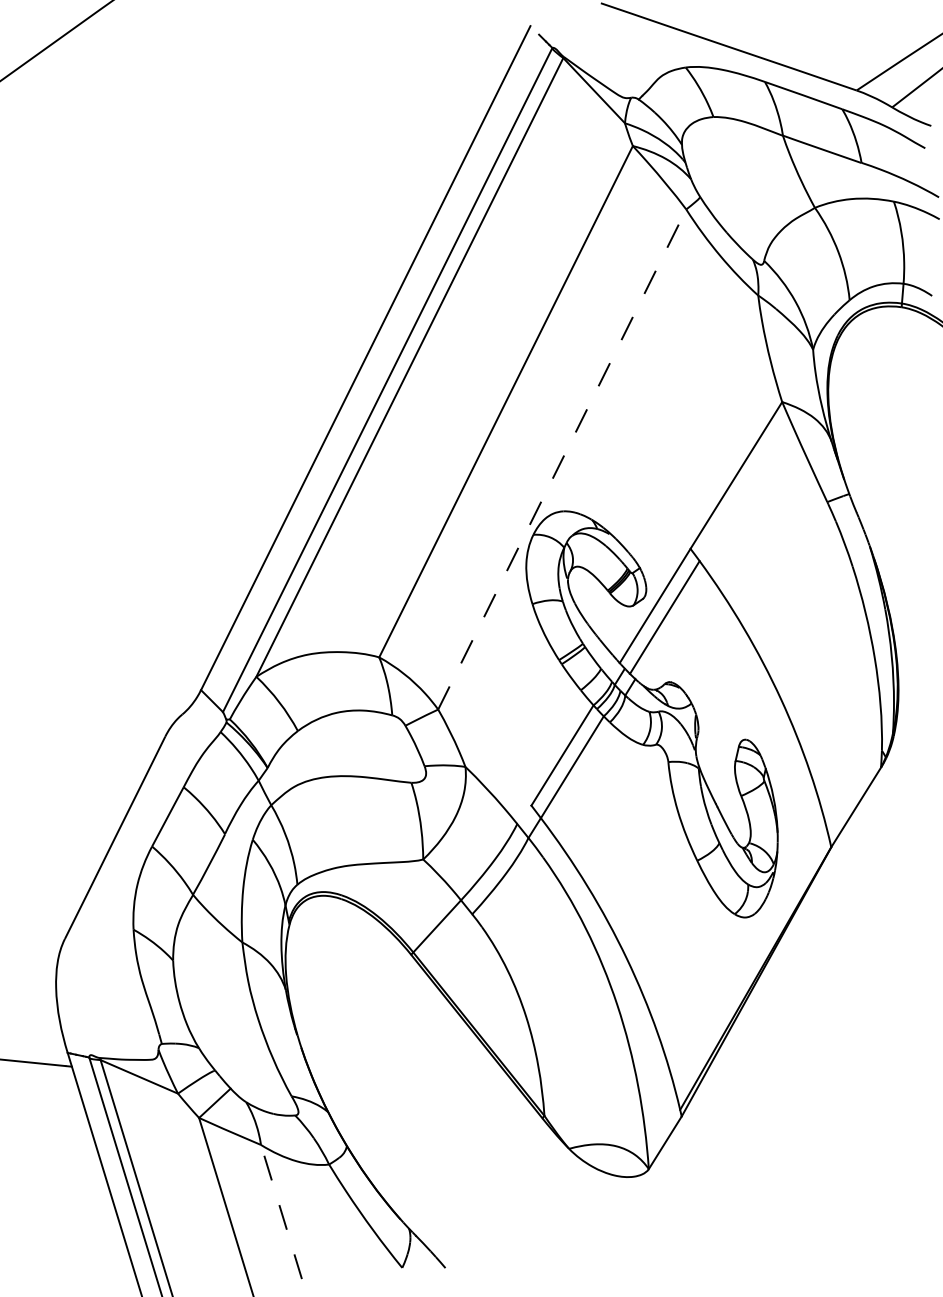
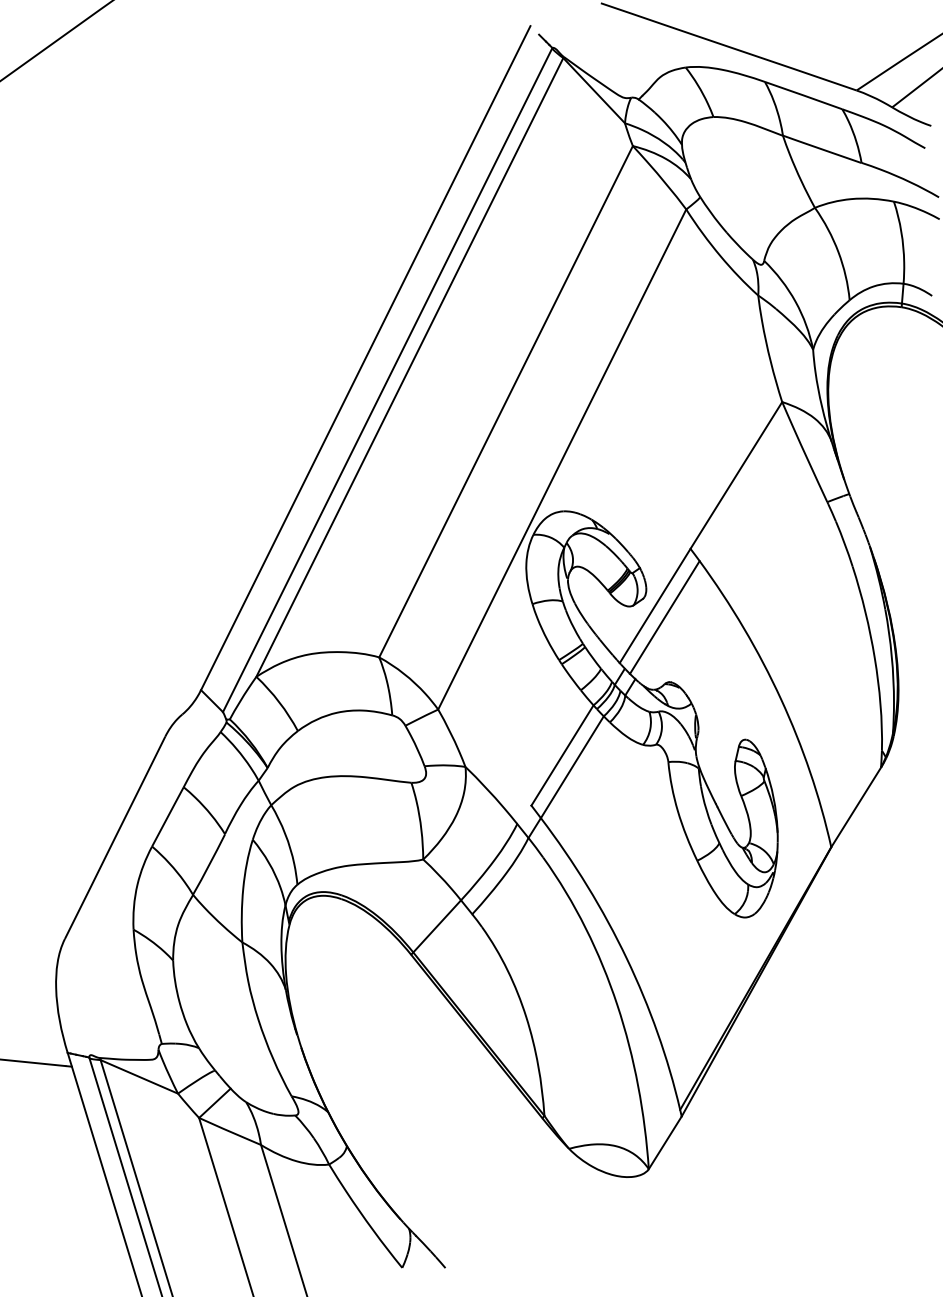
line: dashed -> solid (562, 459)
line: dashed -> solid (284, 1220)
